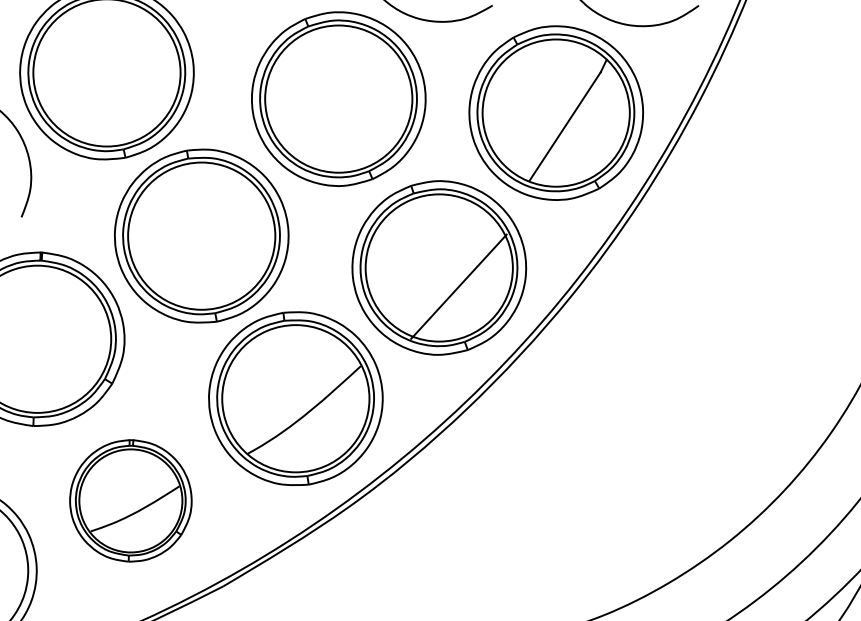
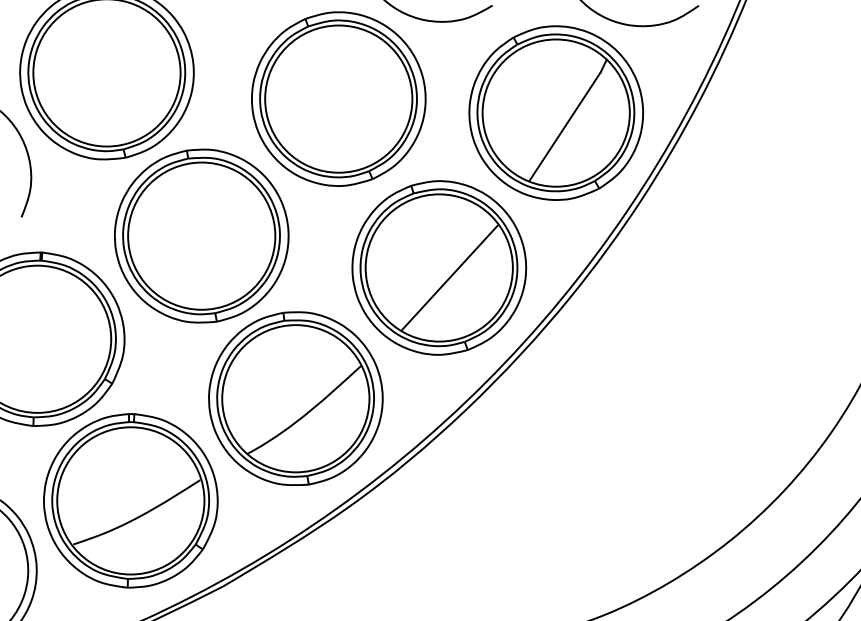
line position: (458, 286) -> (449, 277) (449, 277)
part size: 124x124 px -> 176x176 px (130, 500)
